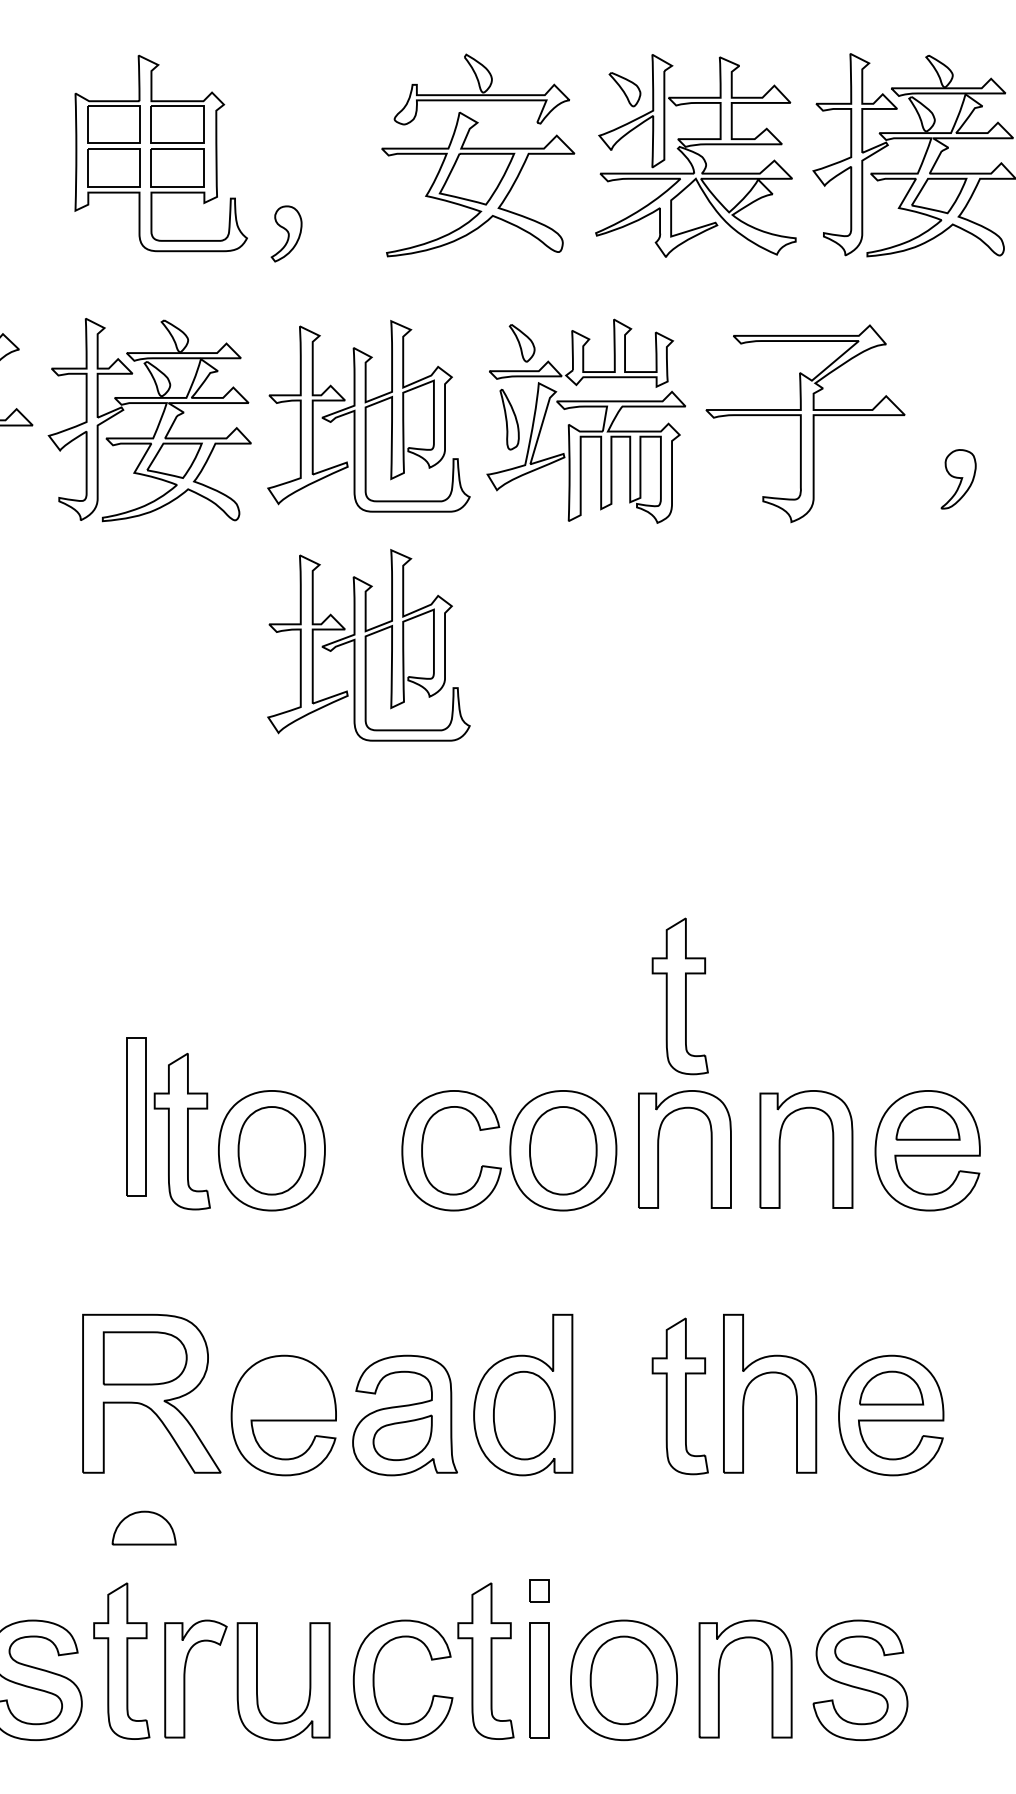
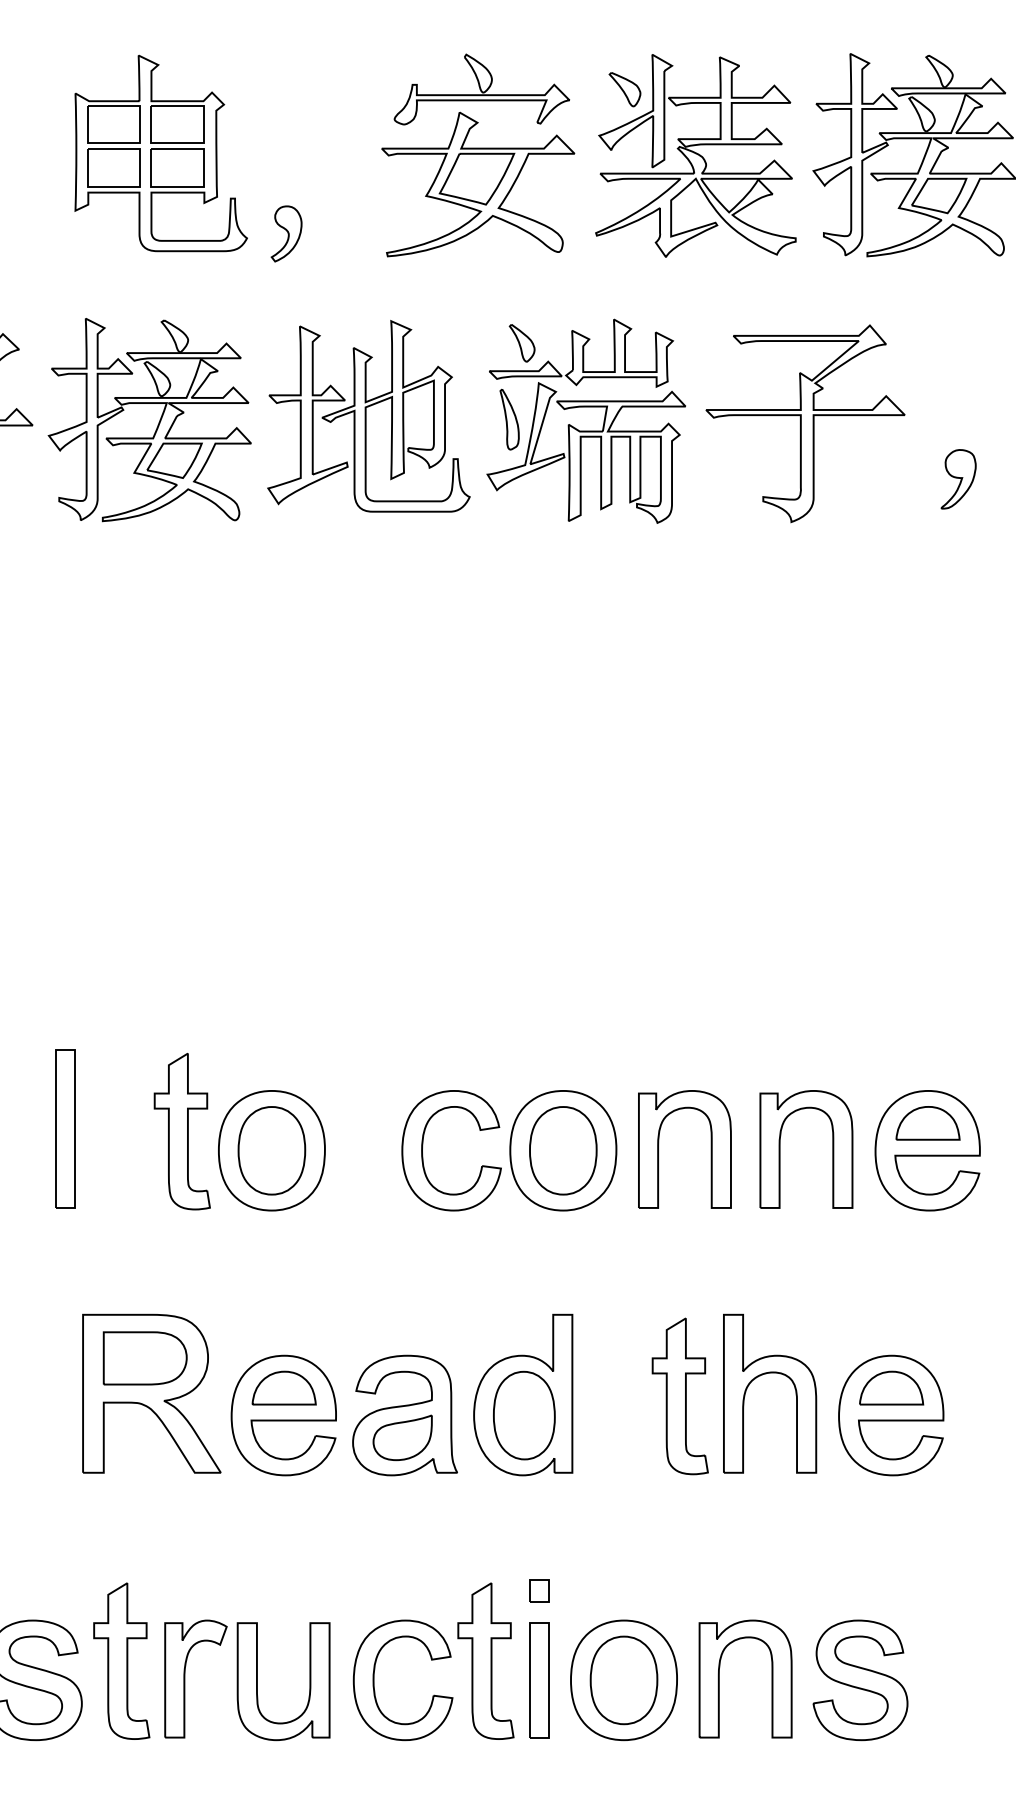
part: present -> none (368, 645)
part: present -> none (679, 996)
part position: (136, 1116) -> (65, 1128) (65, 1128)
part position: (143, 1527) -> (283, 1387) (283, 1387)
